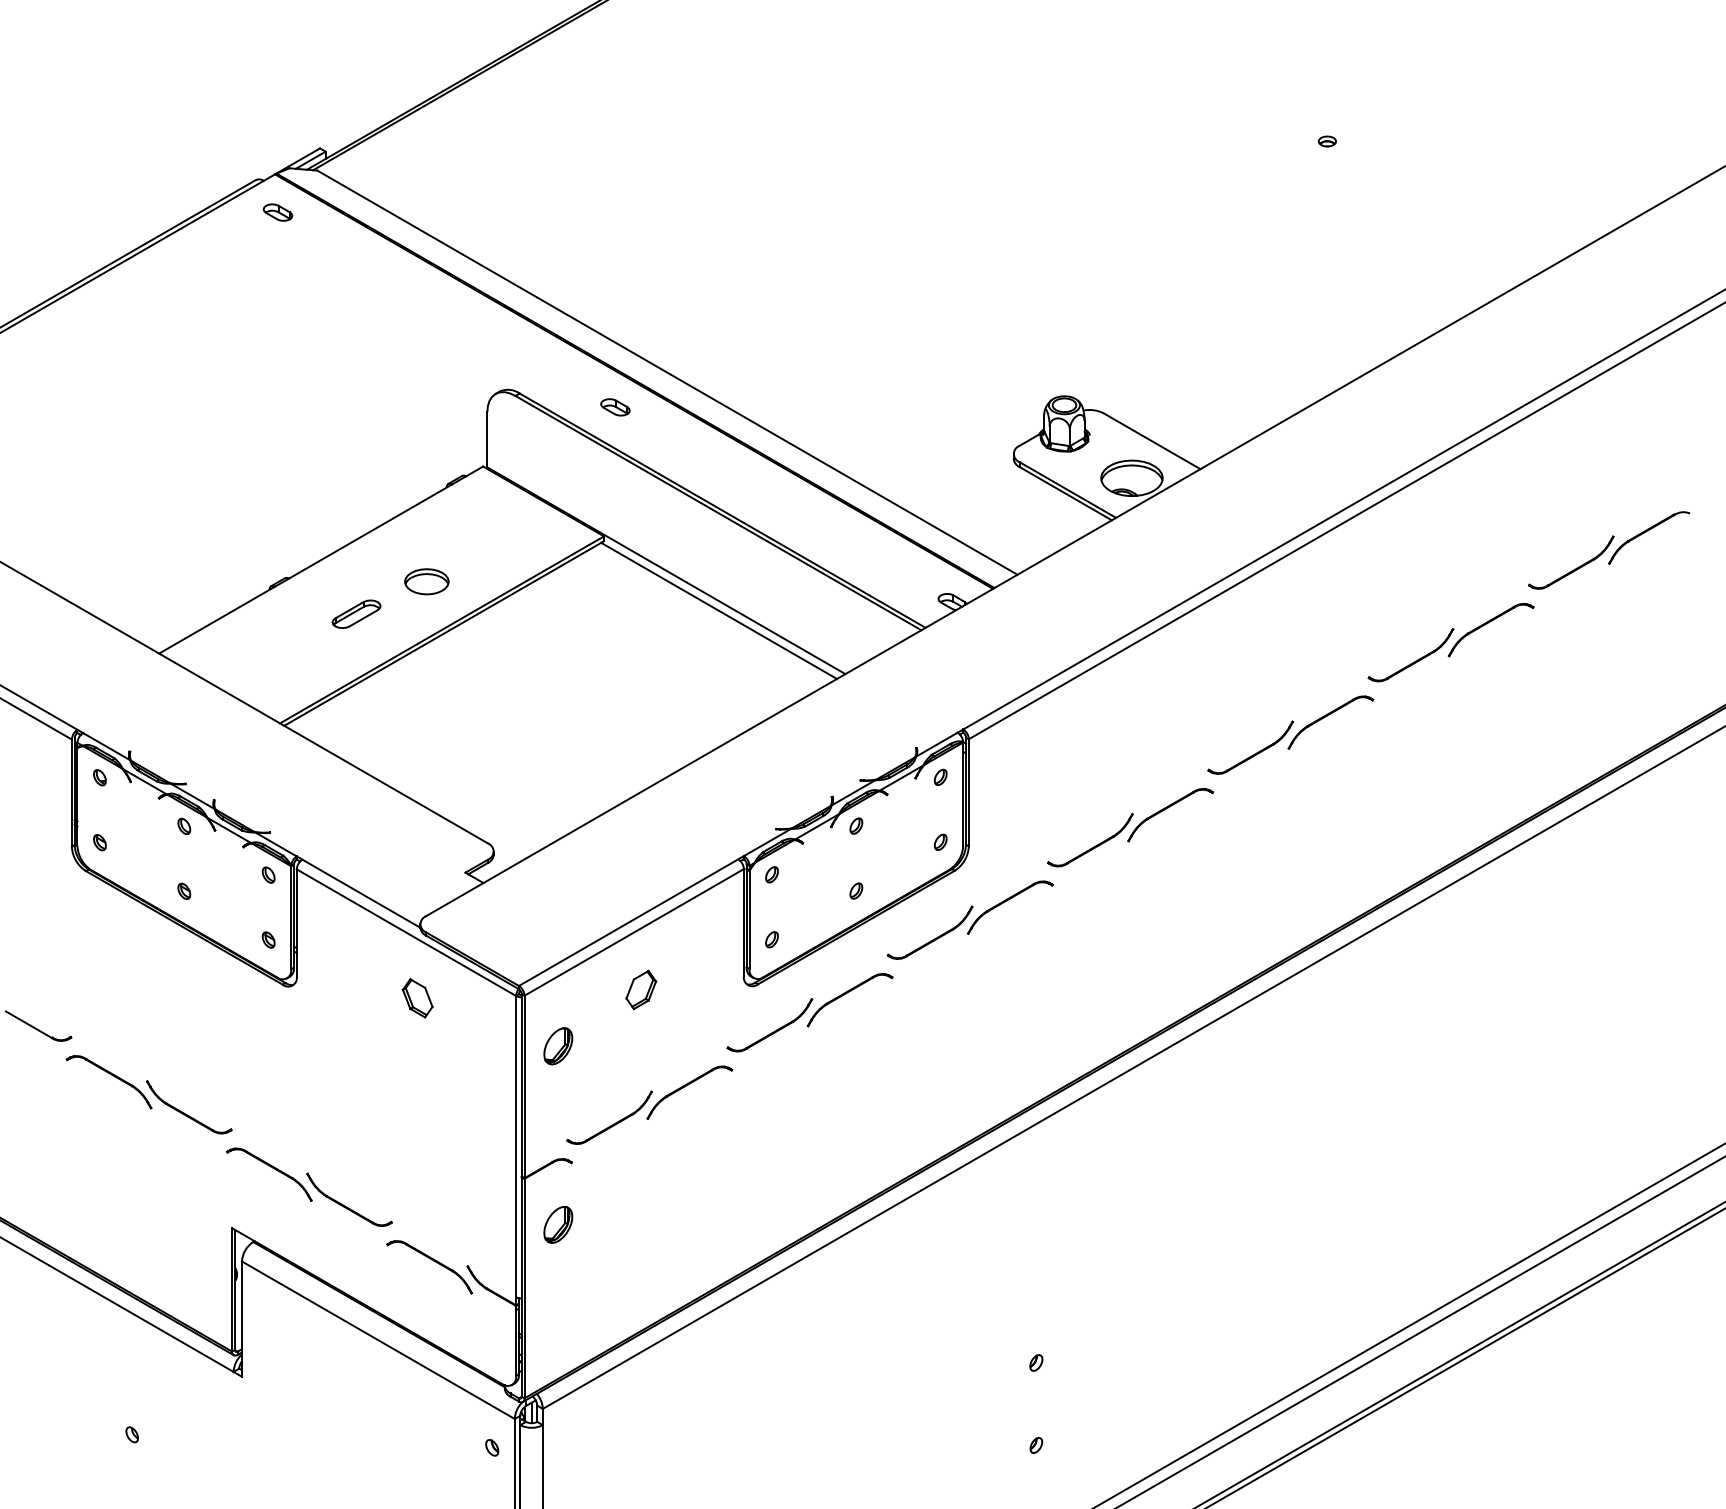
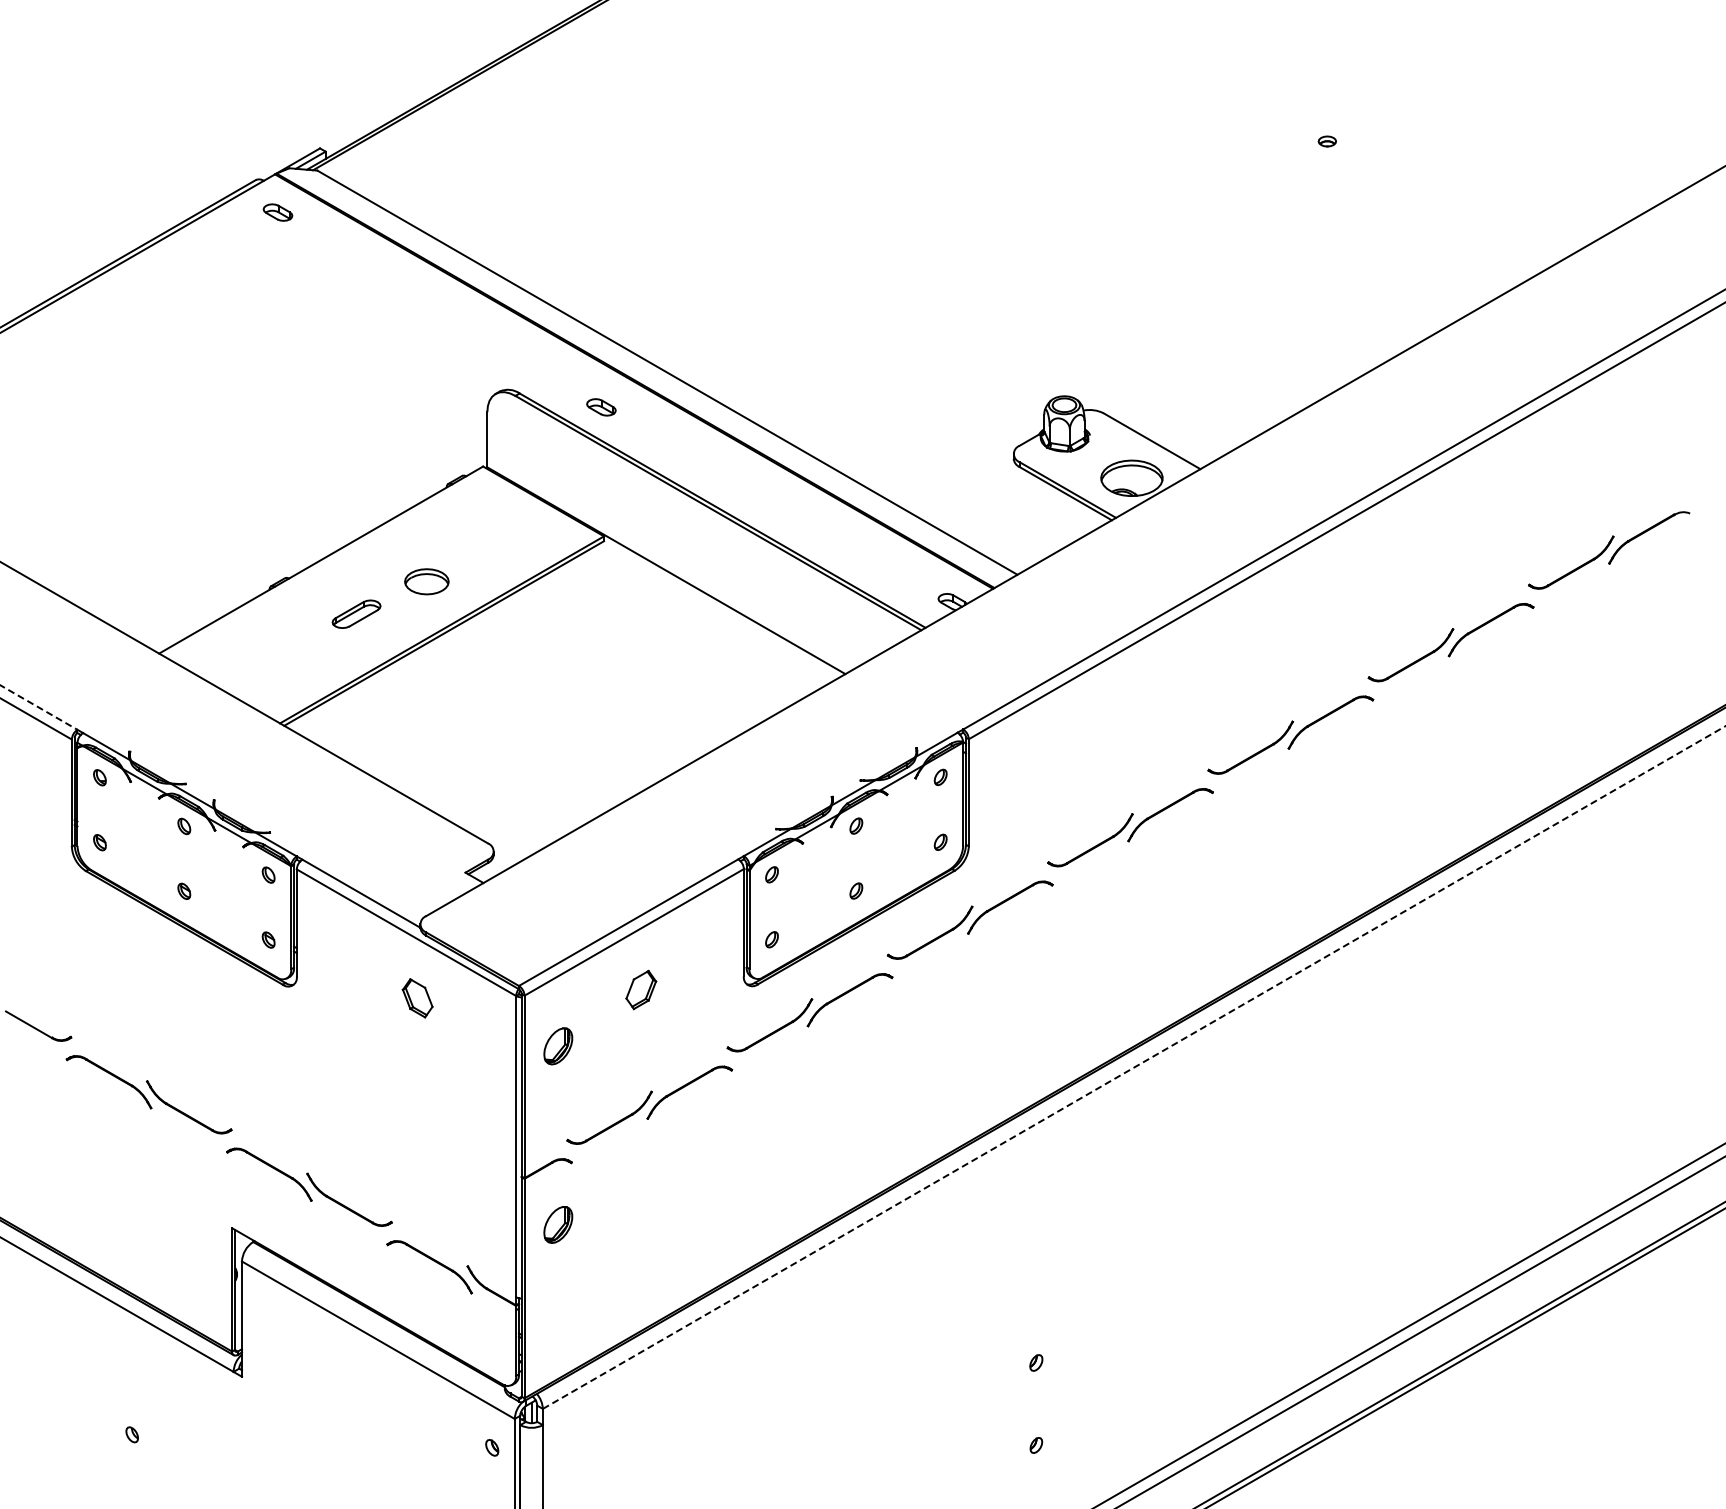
part position: (615, 407) -> (601, 407) (601, 407)
line: present -> none (719, 610)
line: solid -> dashed (39, 707)
line: solid -> dashed (1134, 1067)
